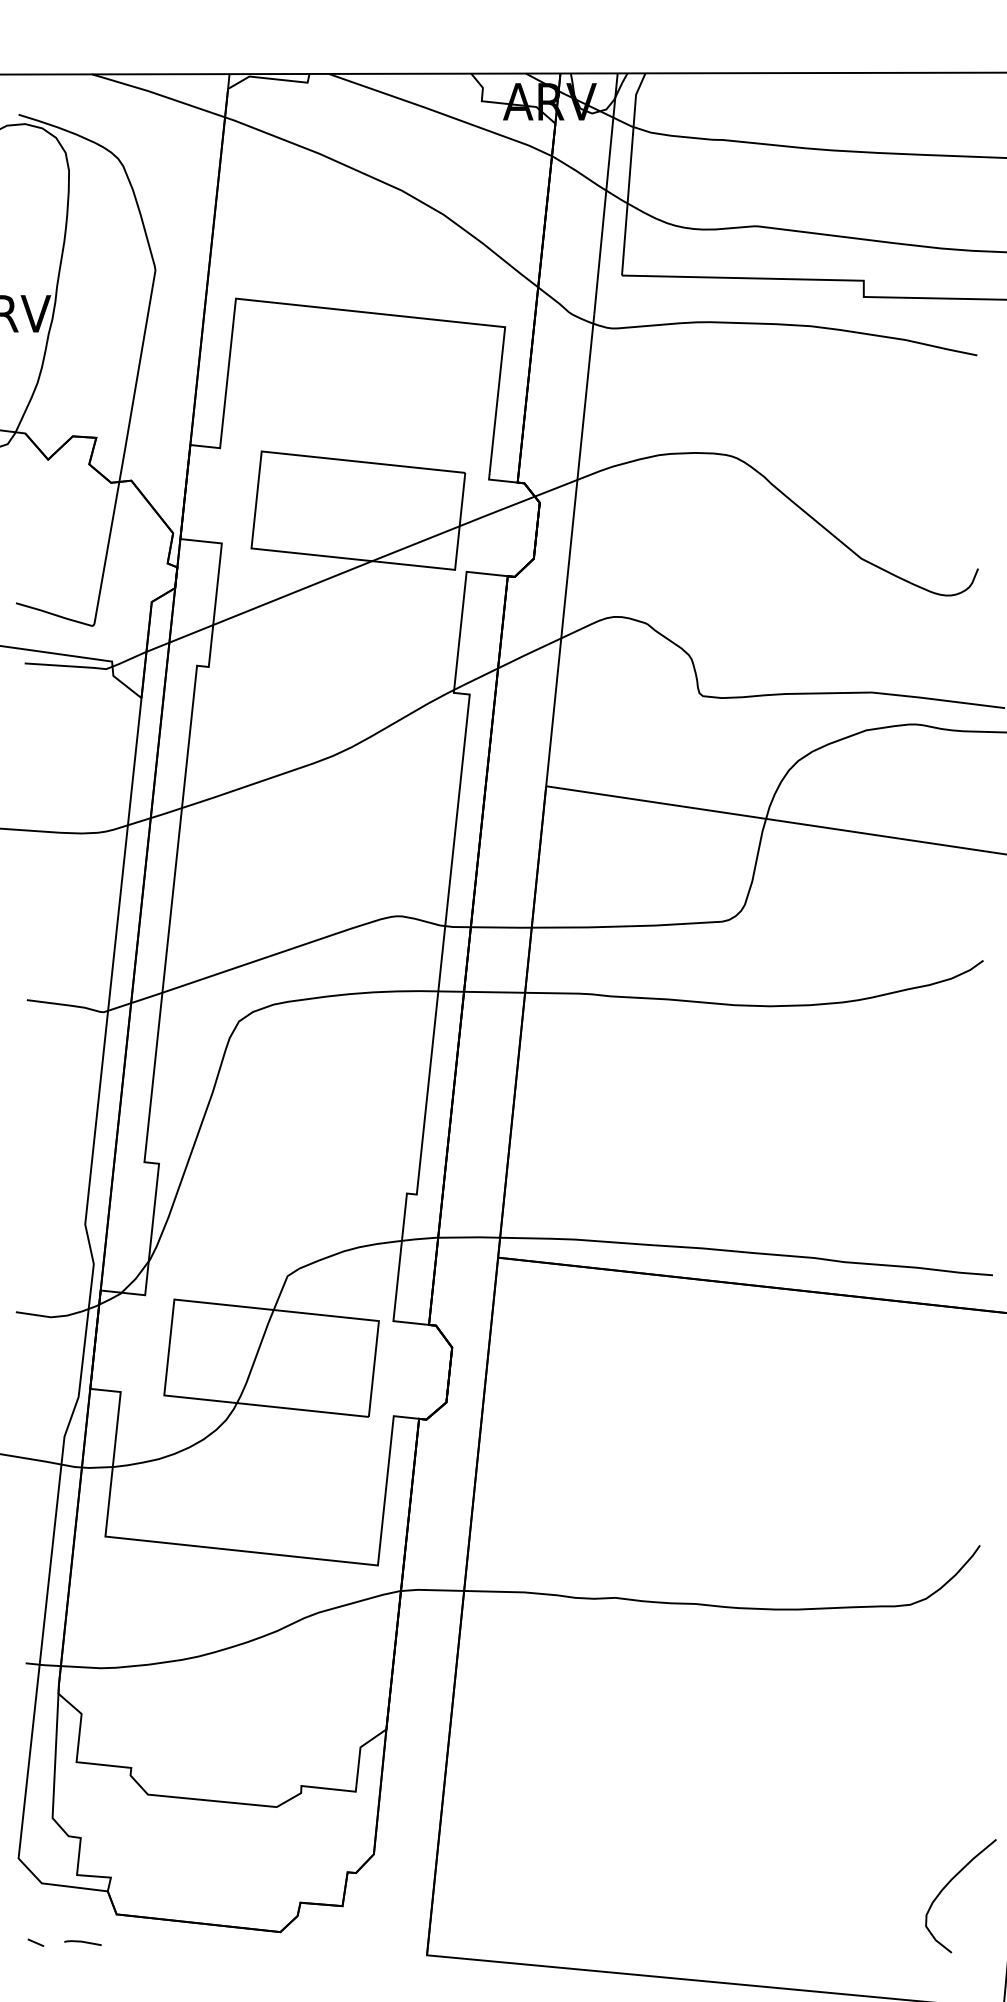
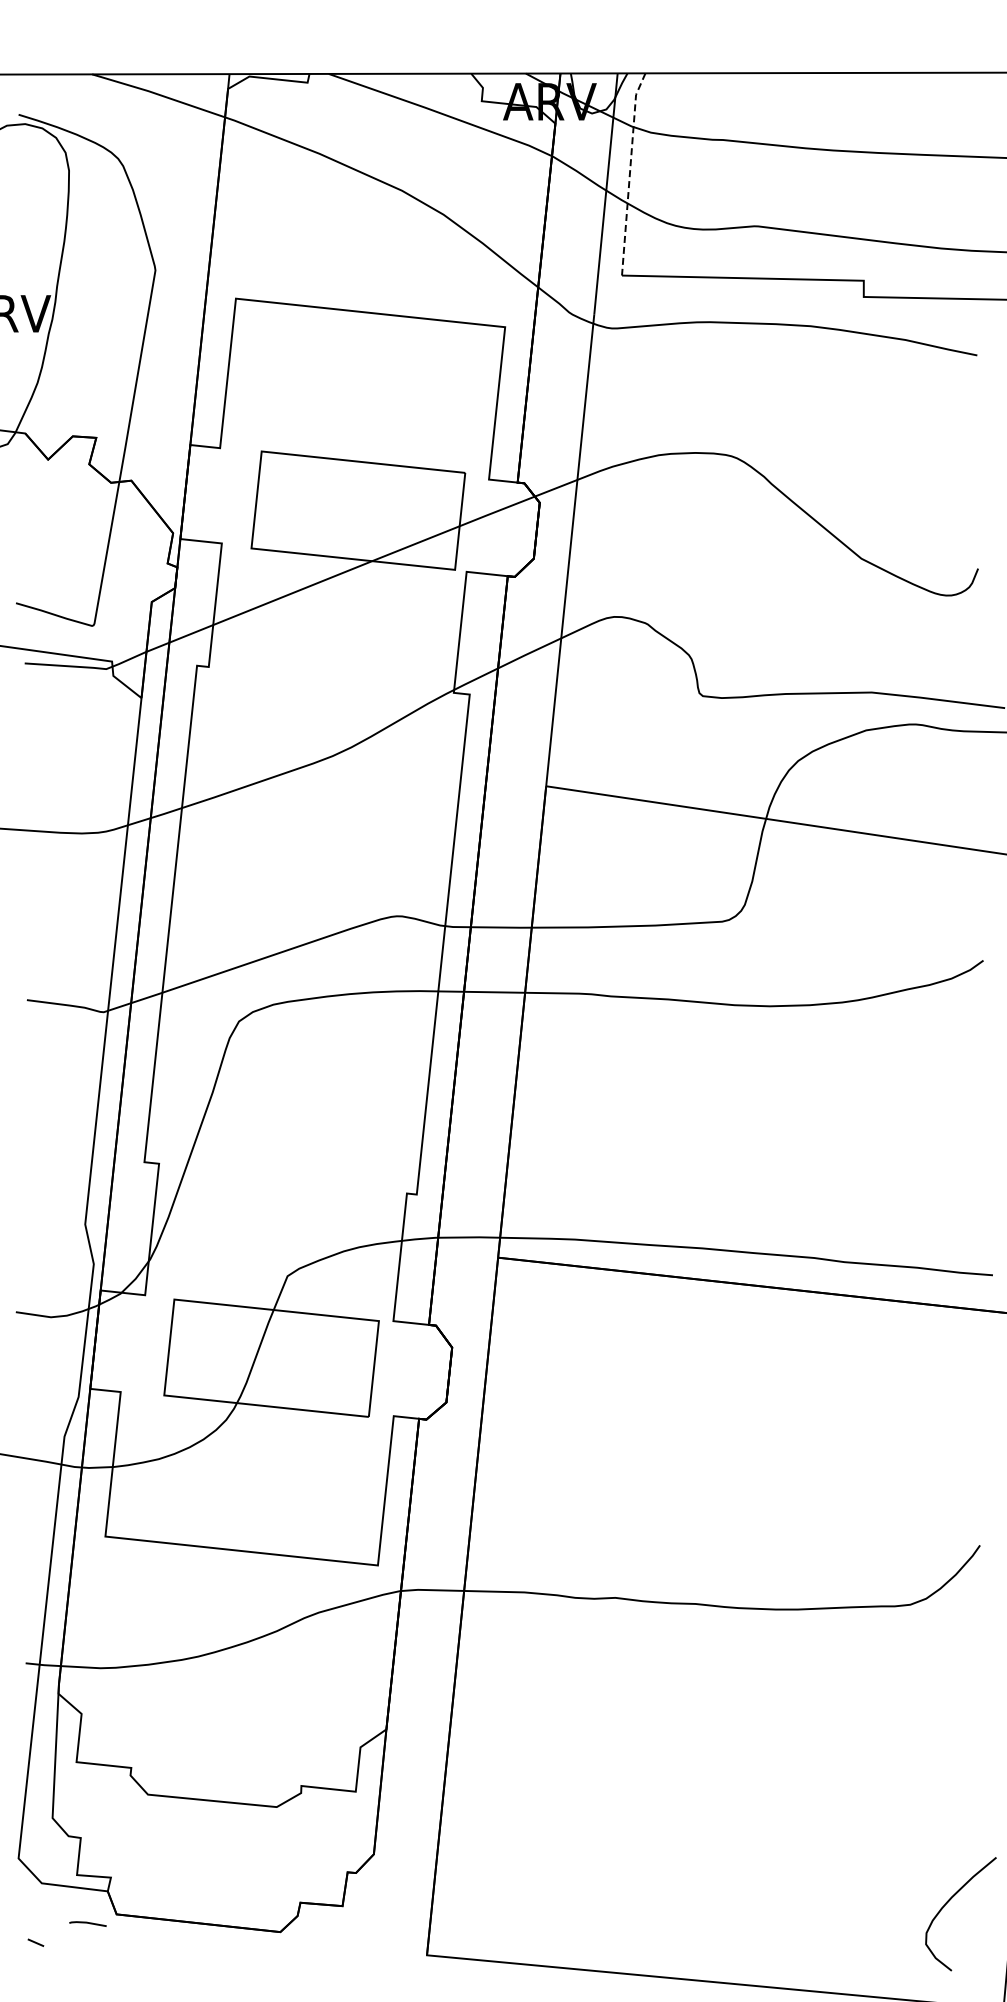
line: solid -> dashed (629, 173)
curve position: (948, 1884) -> (948, 1902) (948, 1902)
line position: (82, 1942) -> (87, 1923) (87, 1923)
